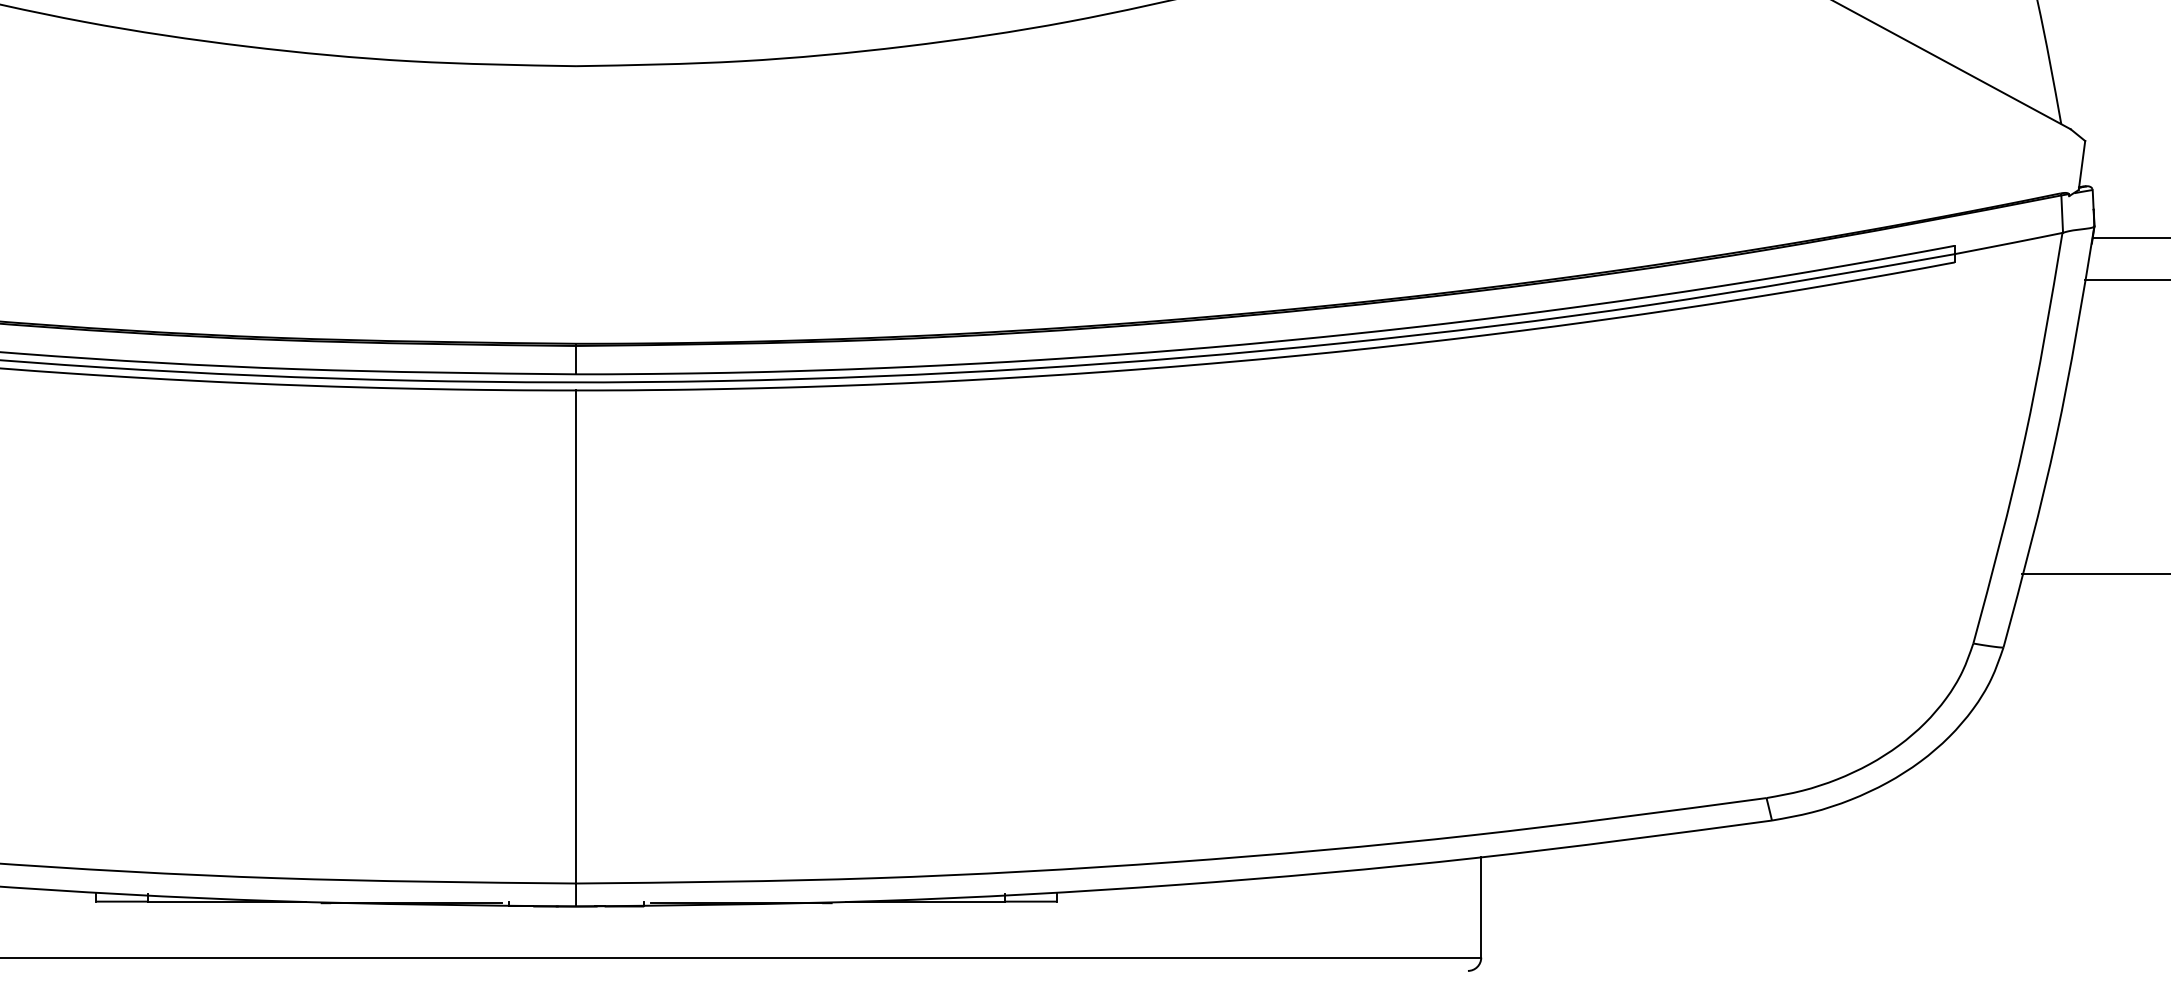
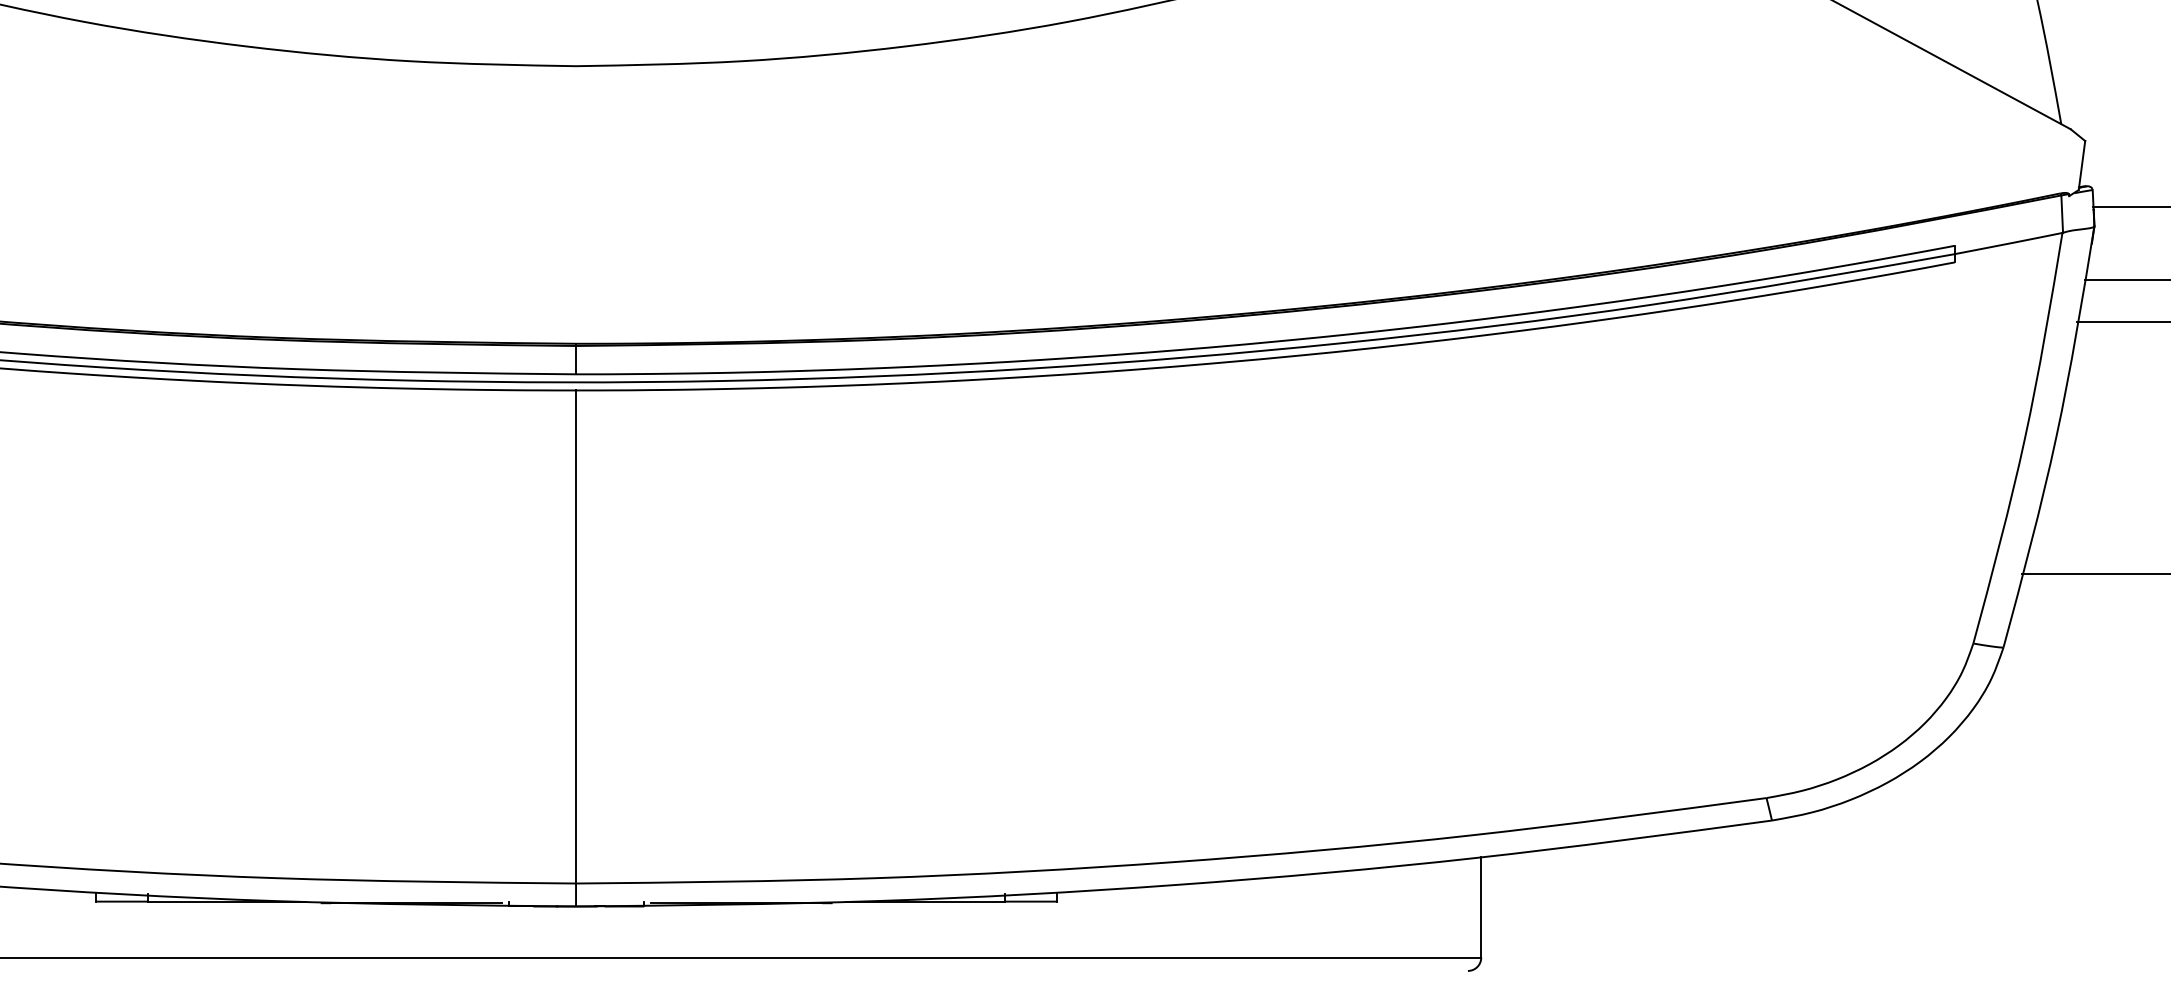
line position: (2130, 237) -> (2130, 206) (2130, 206)
line: none -> present (2122, 322)
